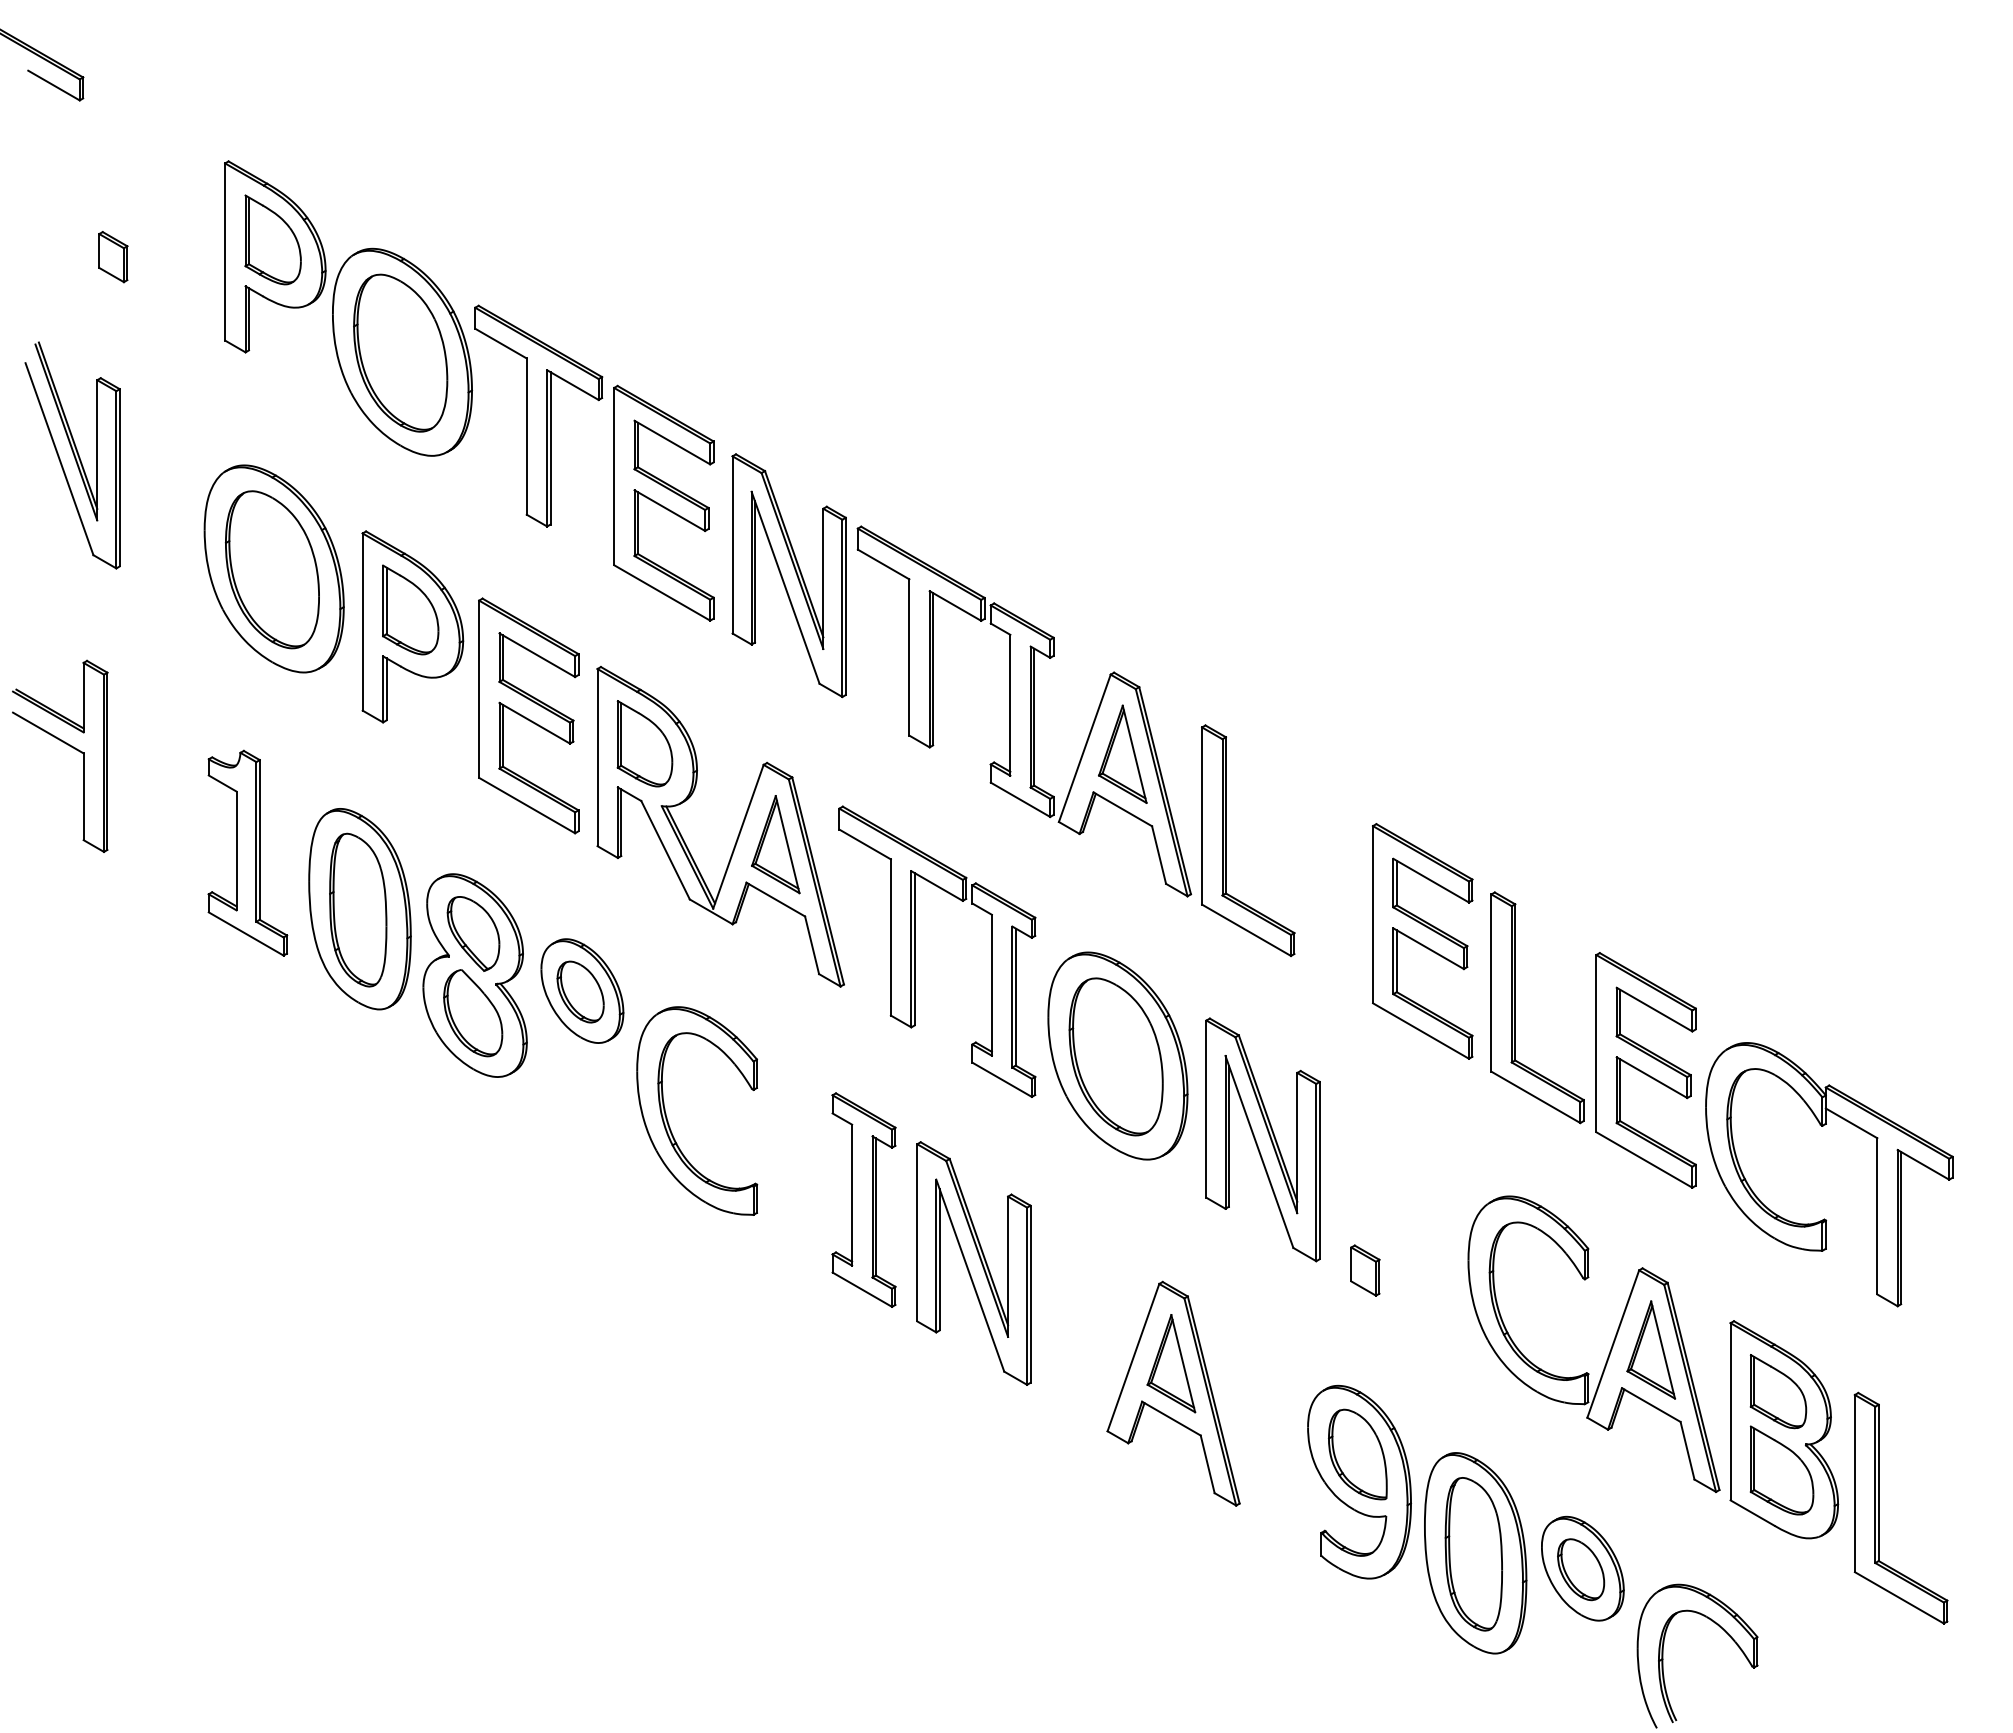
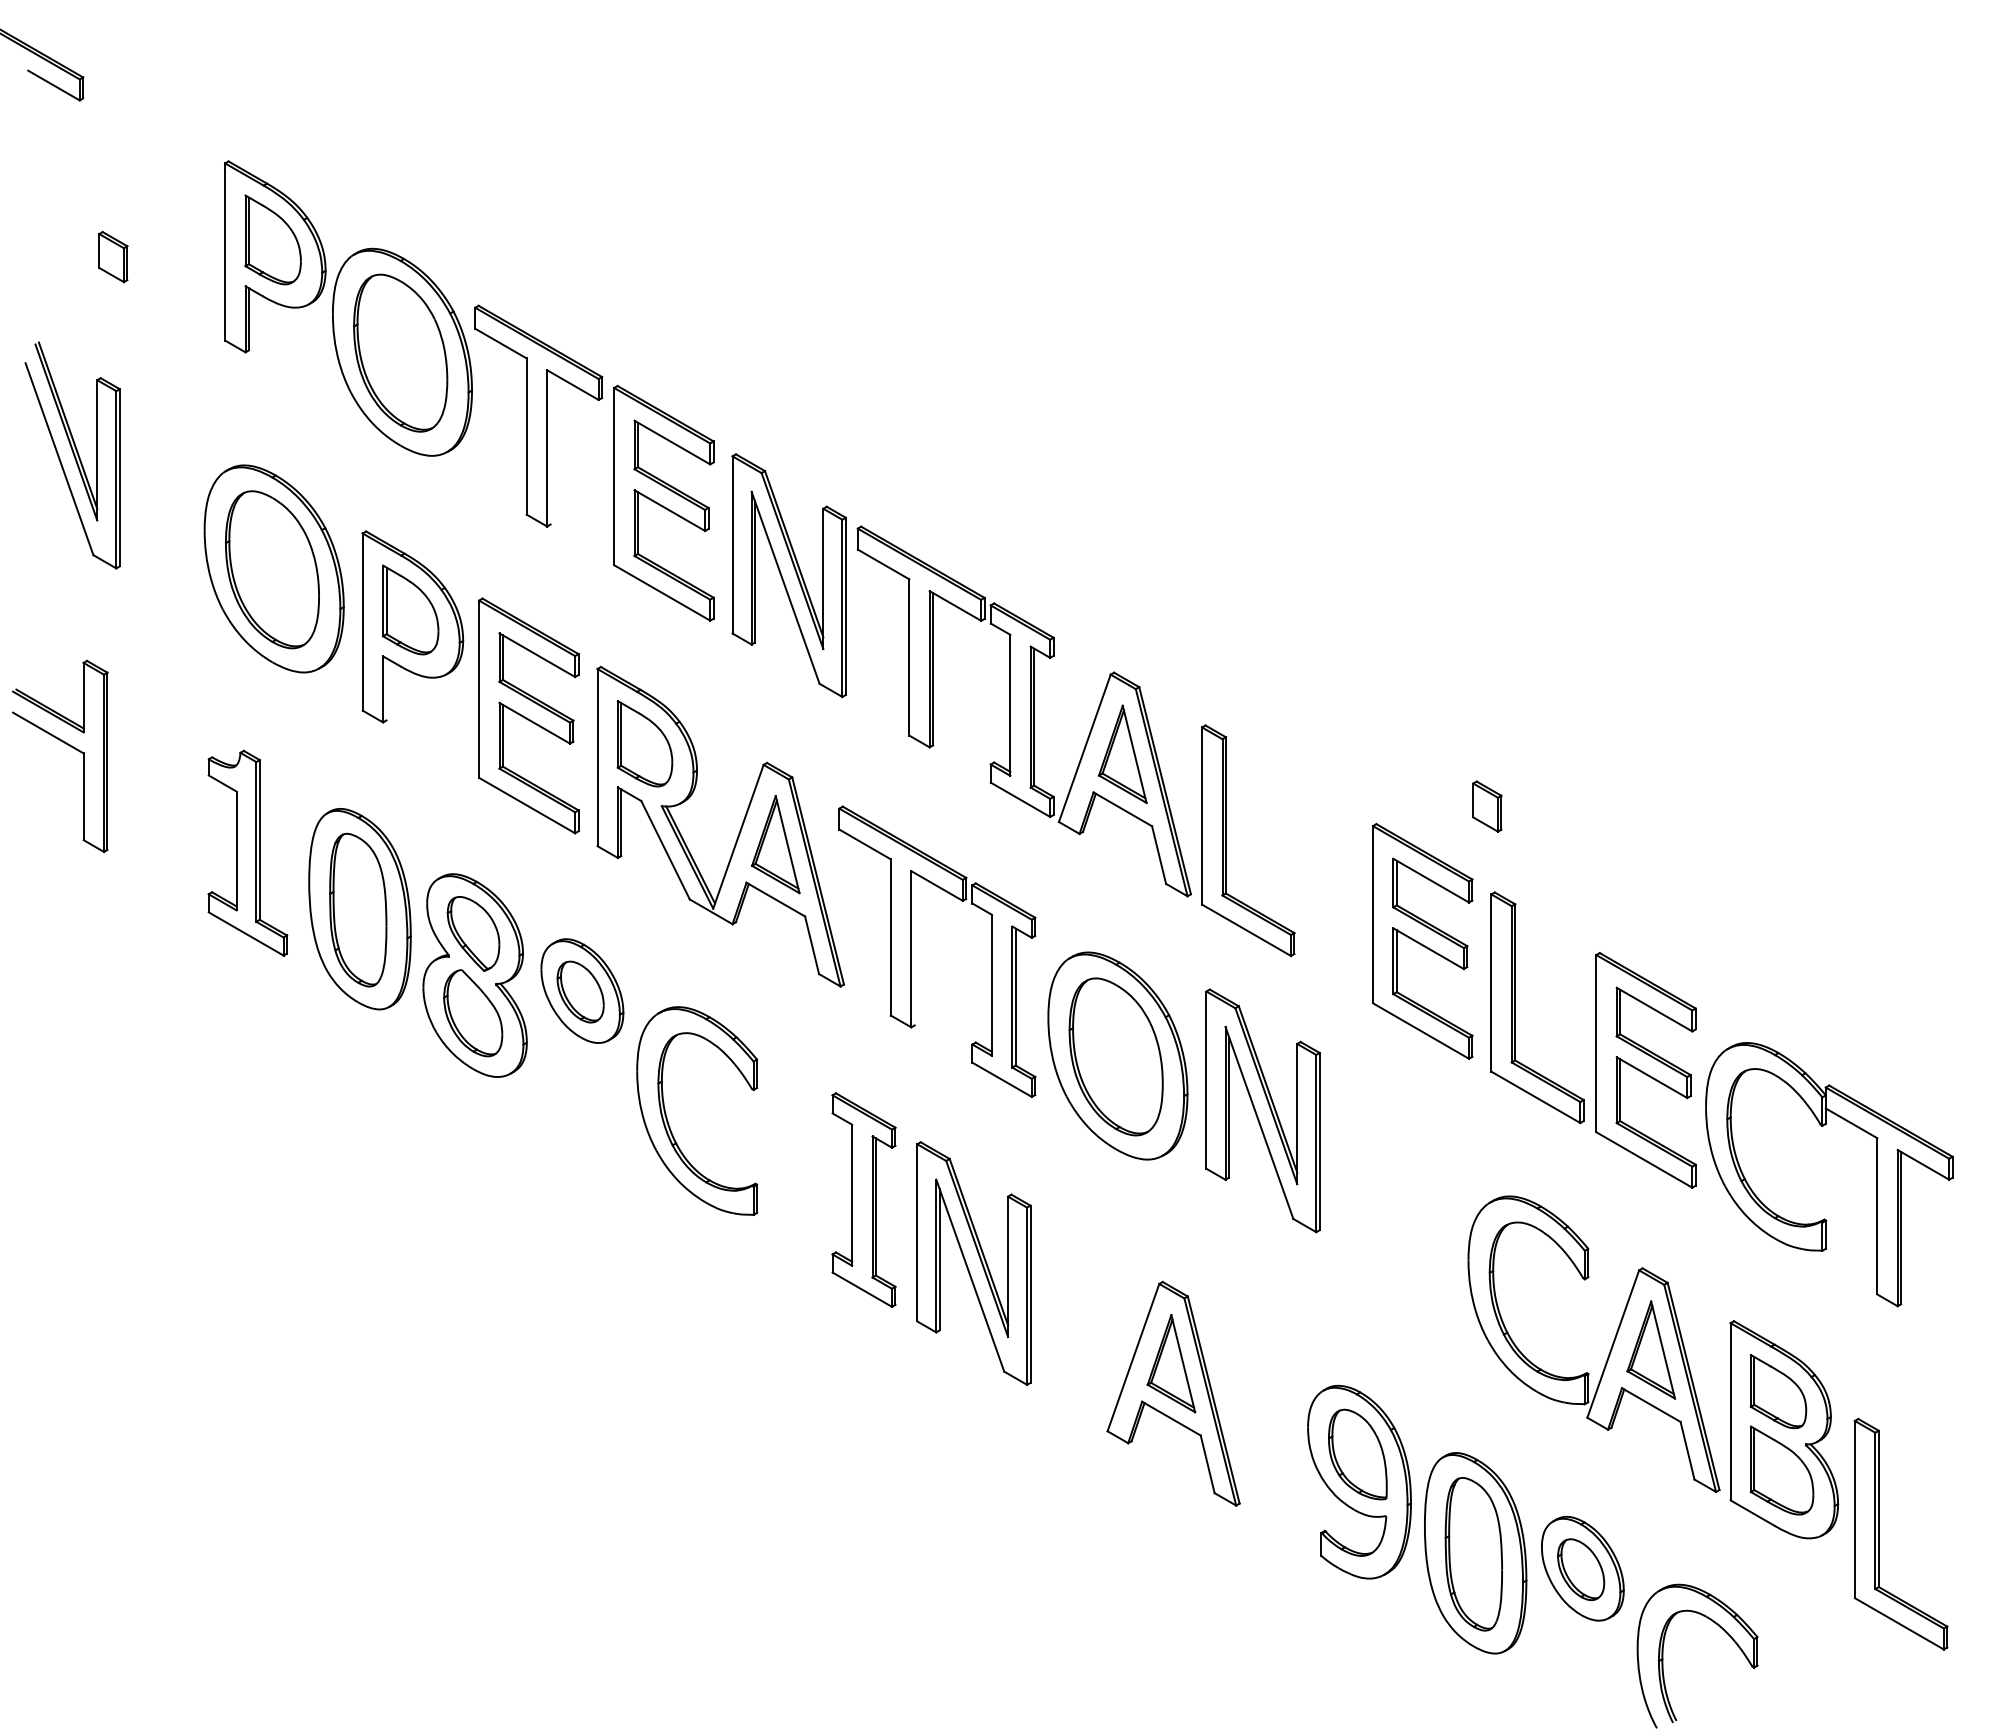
line: present -> none (550, 448)
line: present -> none (386, 689)
line: present -> none (914, 949)
part position: (1262, 1139) -> (1262, 1110) (1262, 1110)
part position: (1365, 1270) -> (1487, 806) (1487, 806)
part position: (1879, 1507) -> (1879, 1533) (1879, 1533)
